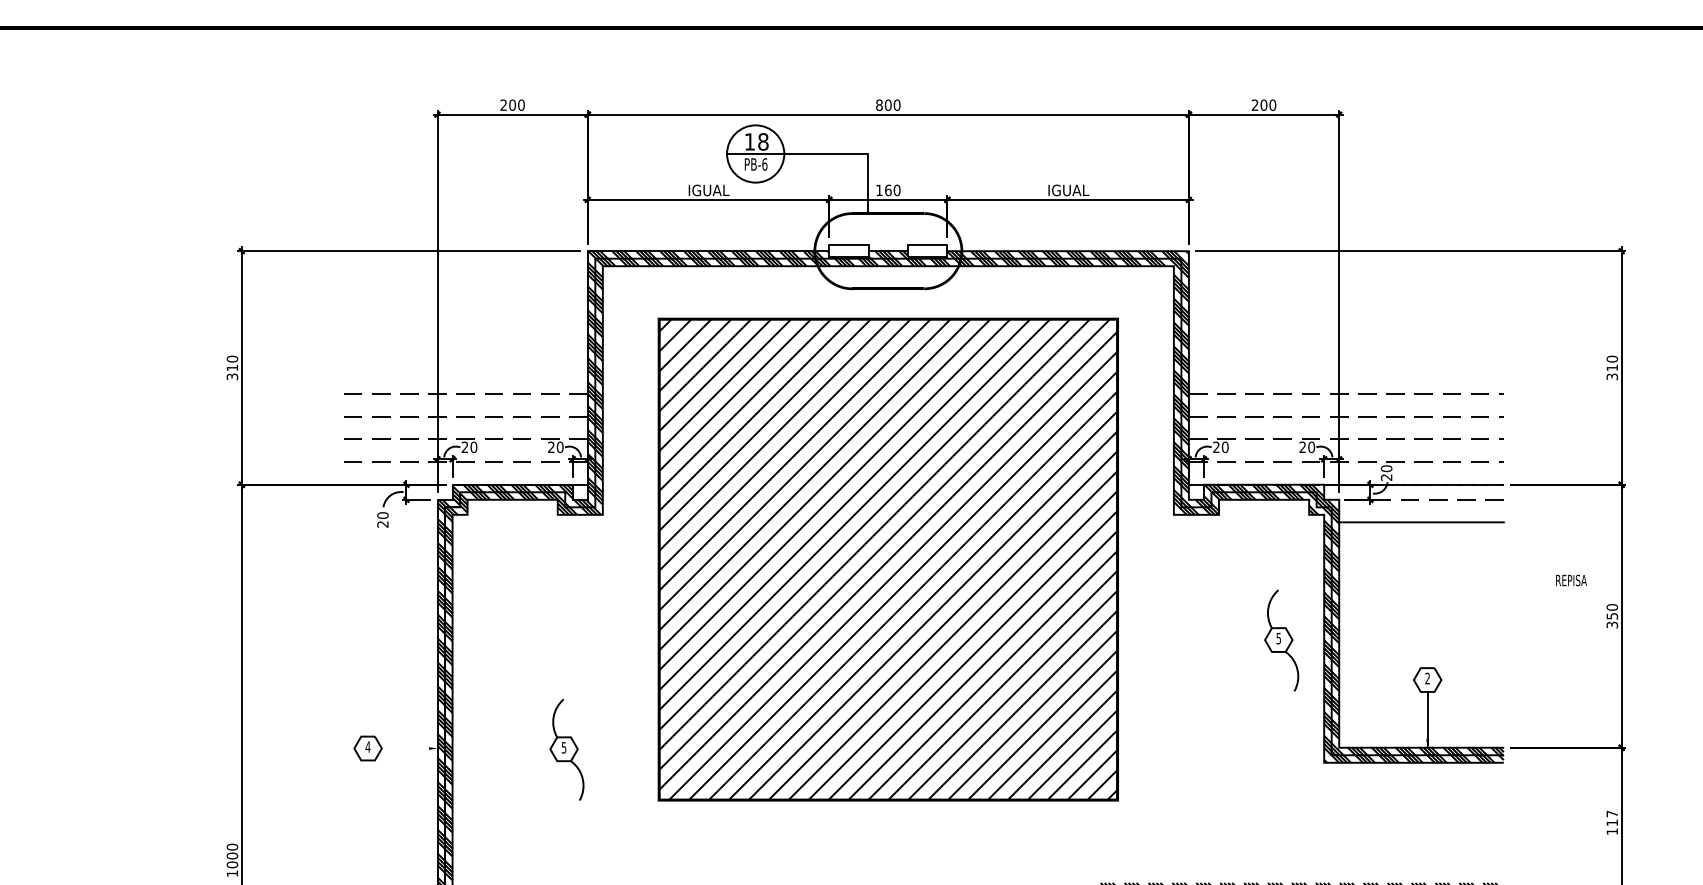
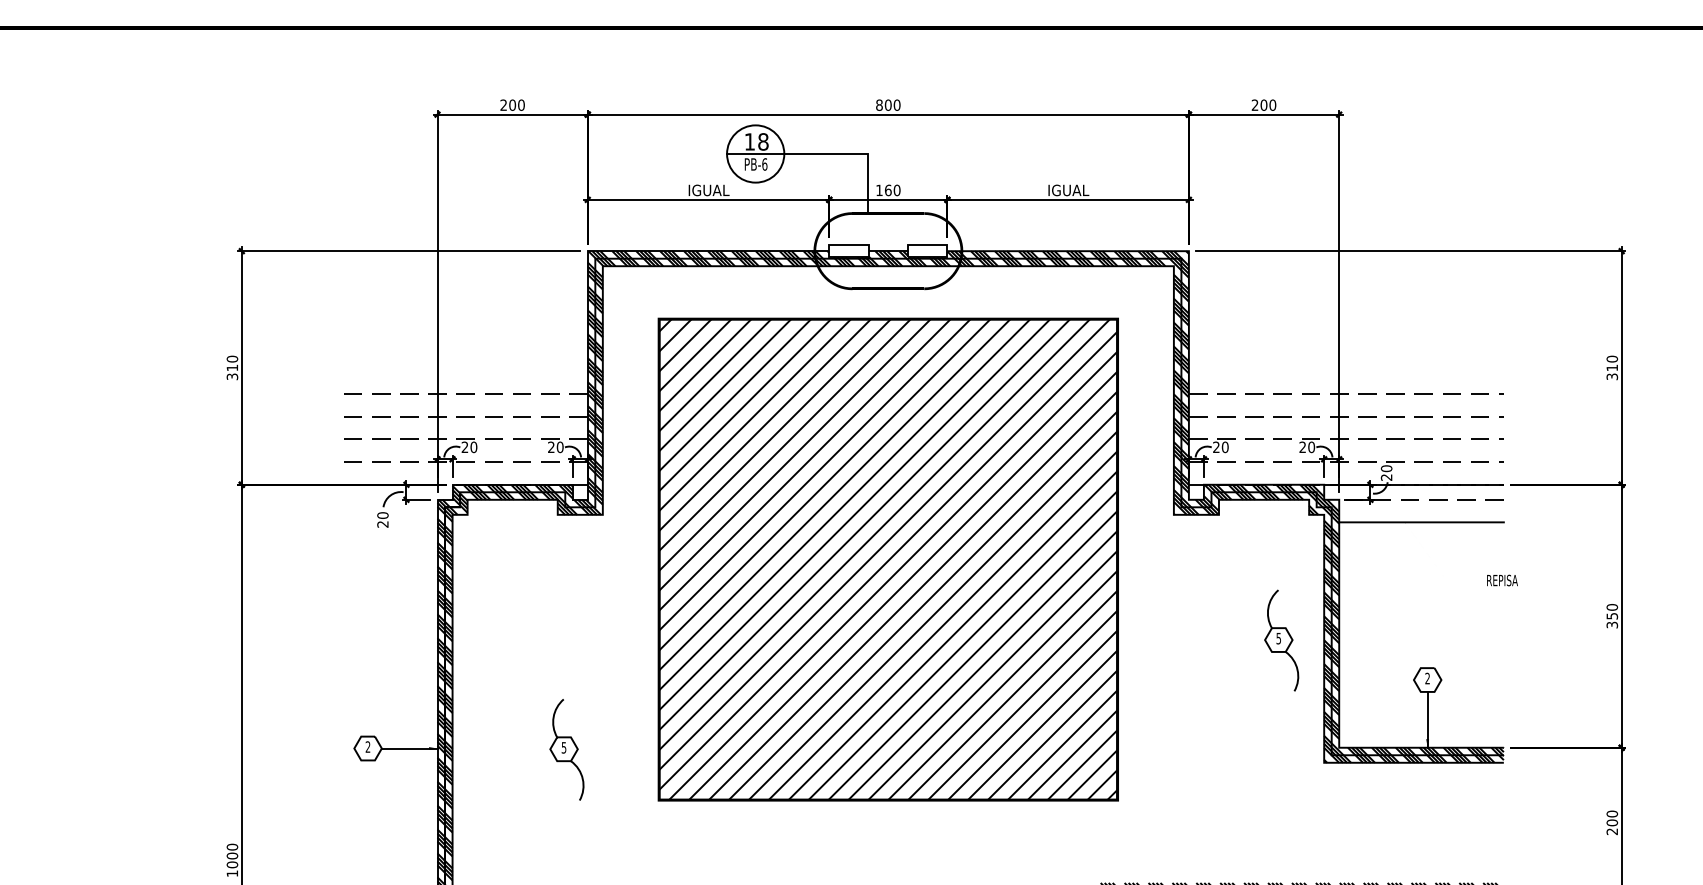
text position: (1571, 580) -> (1502, 580) (1502, 580)
text: 4 -> 2 (367, 746)
line: none -> present (409, 748)
text: 117 -> 200 (1612, 822)
